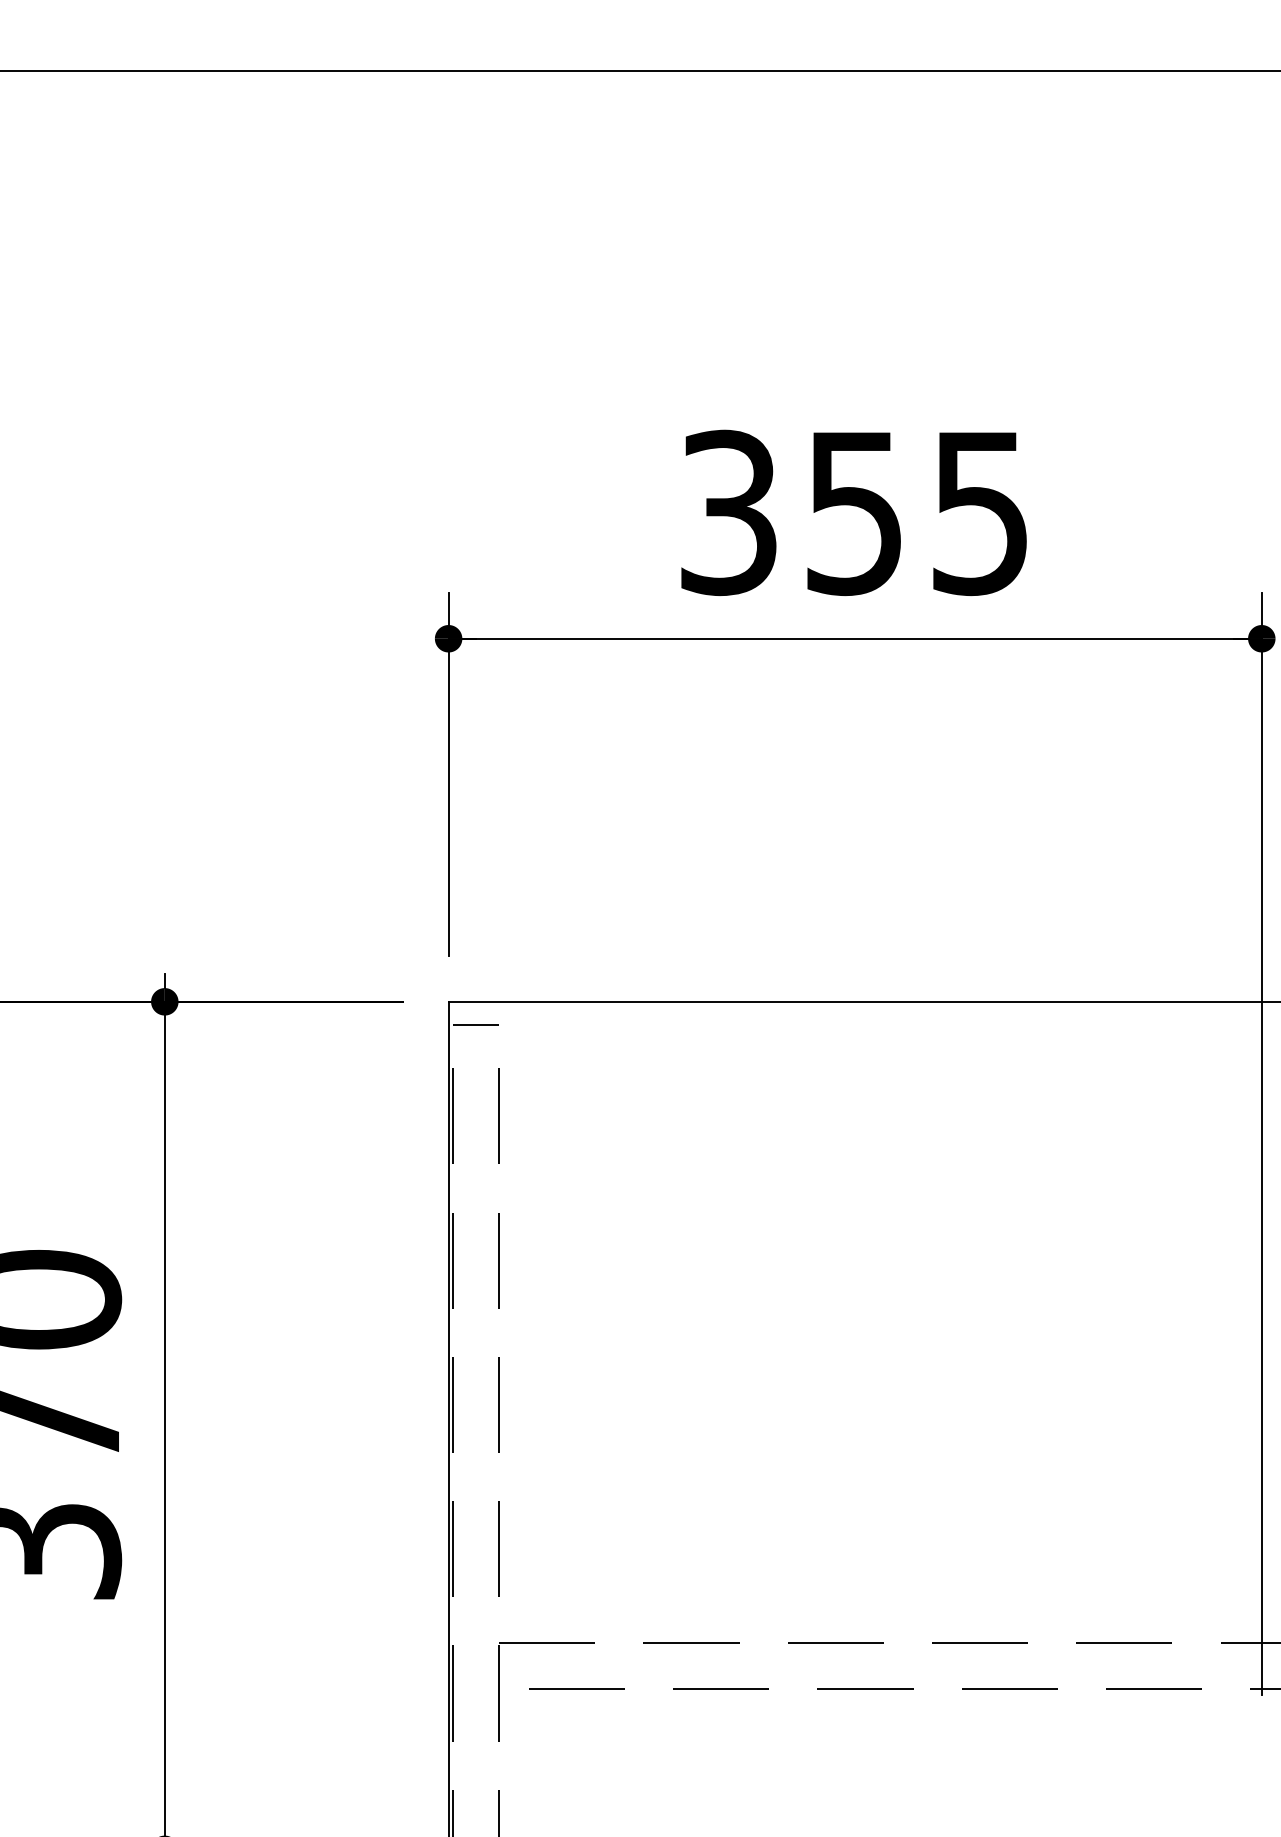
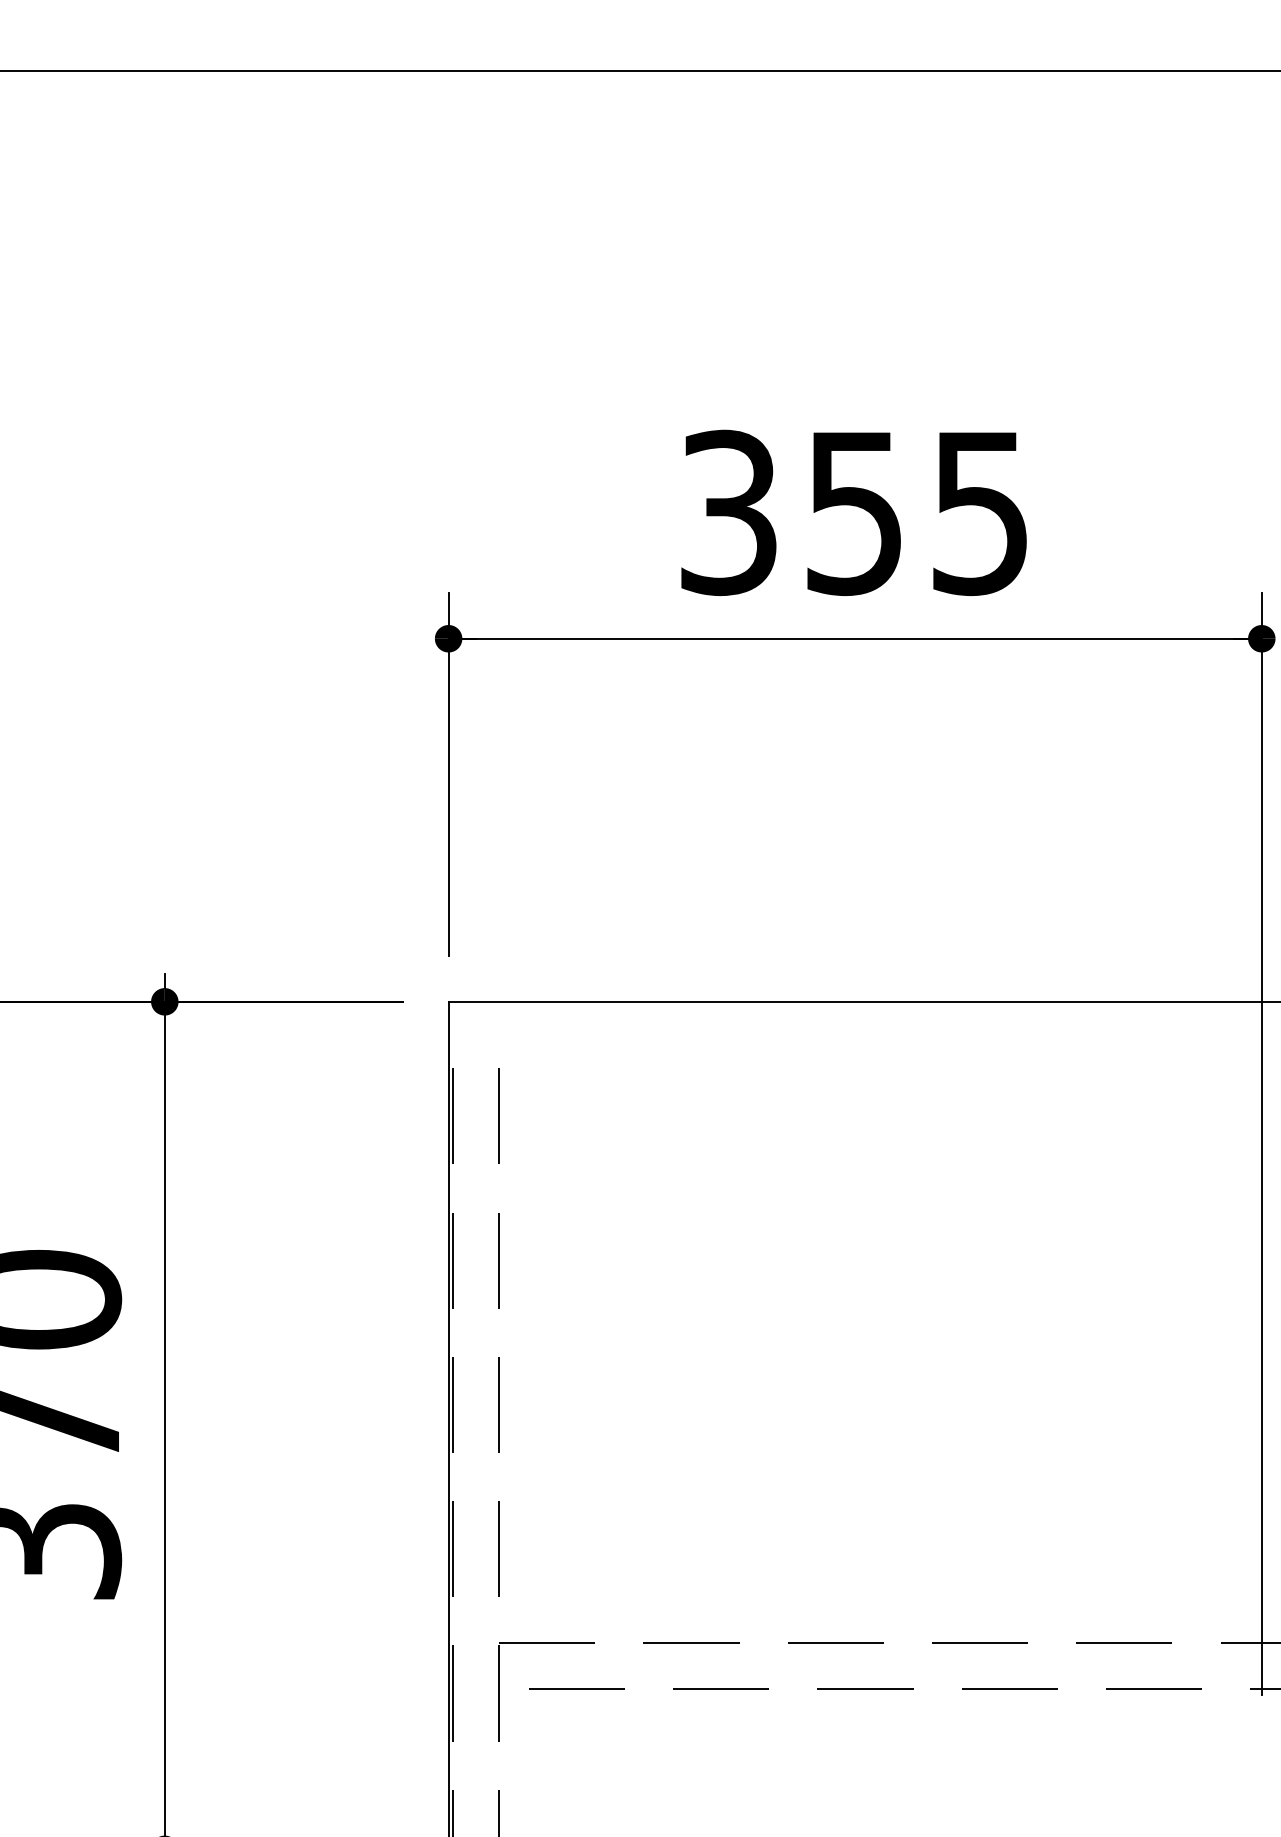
line: present -> none (476, 1024)
